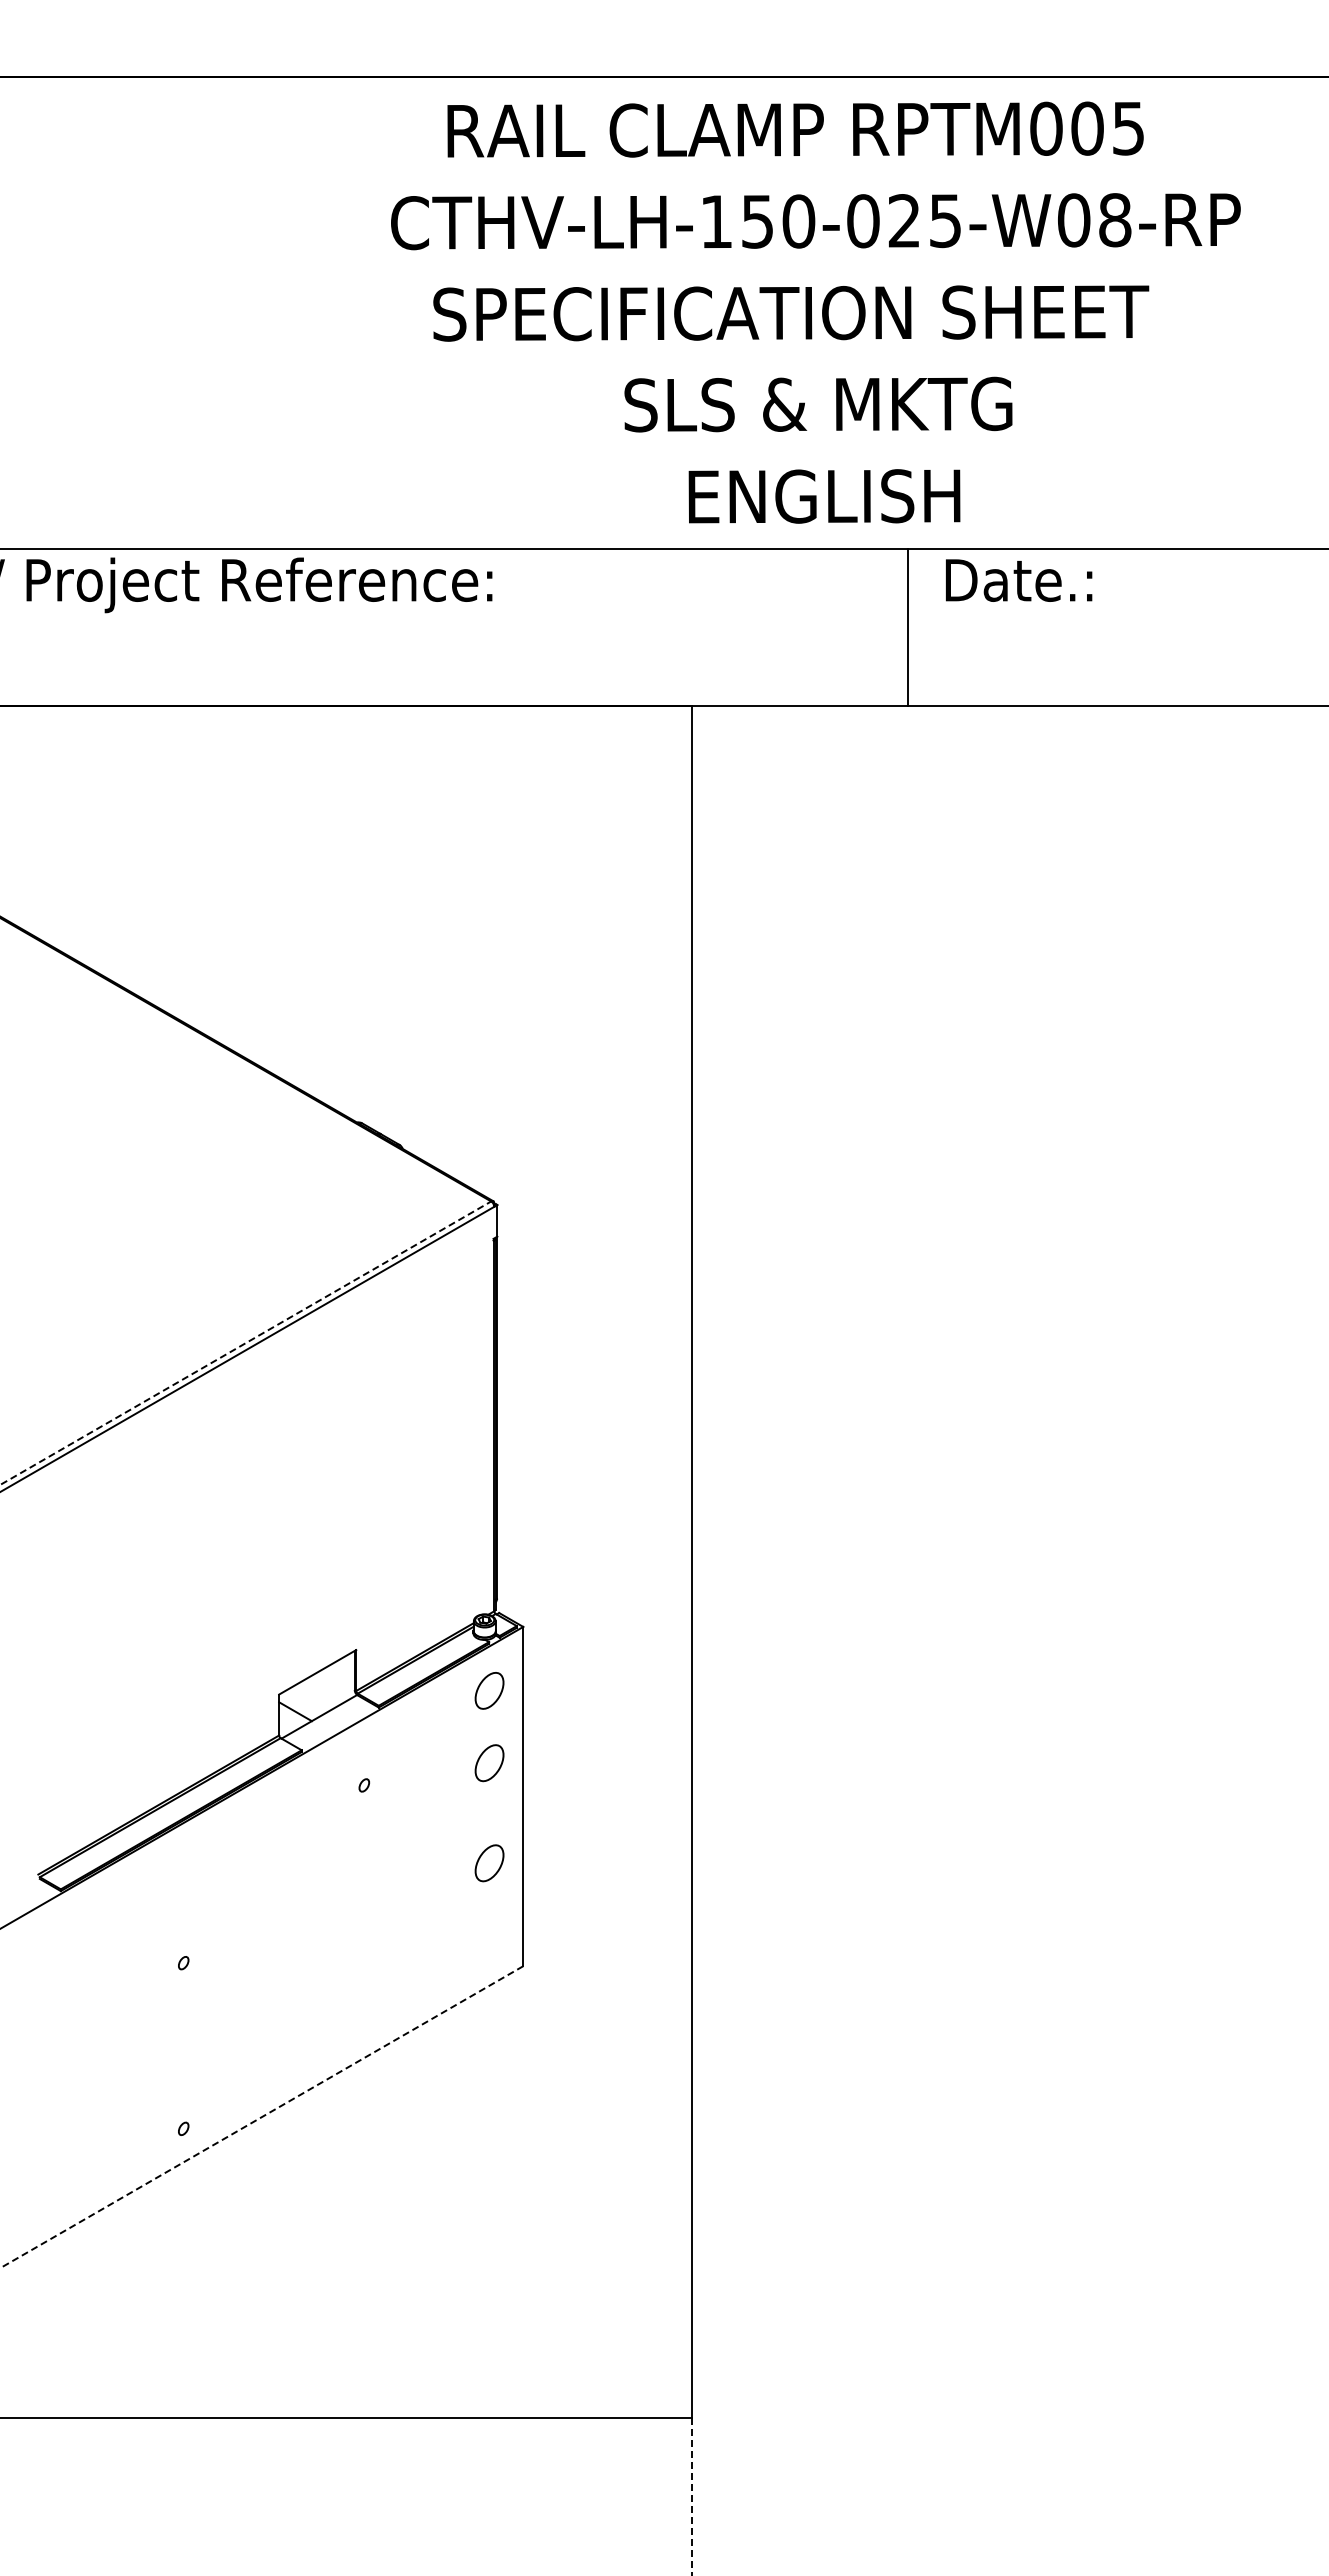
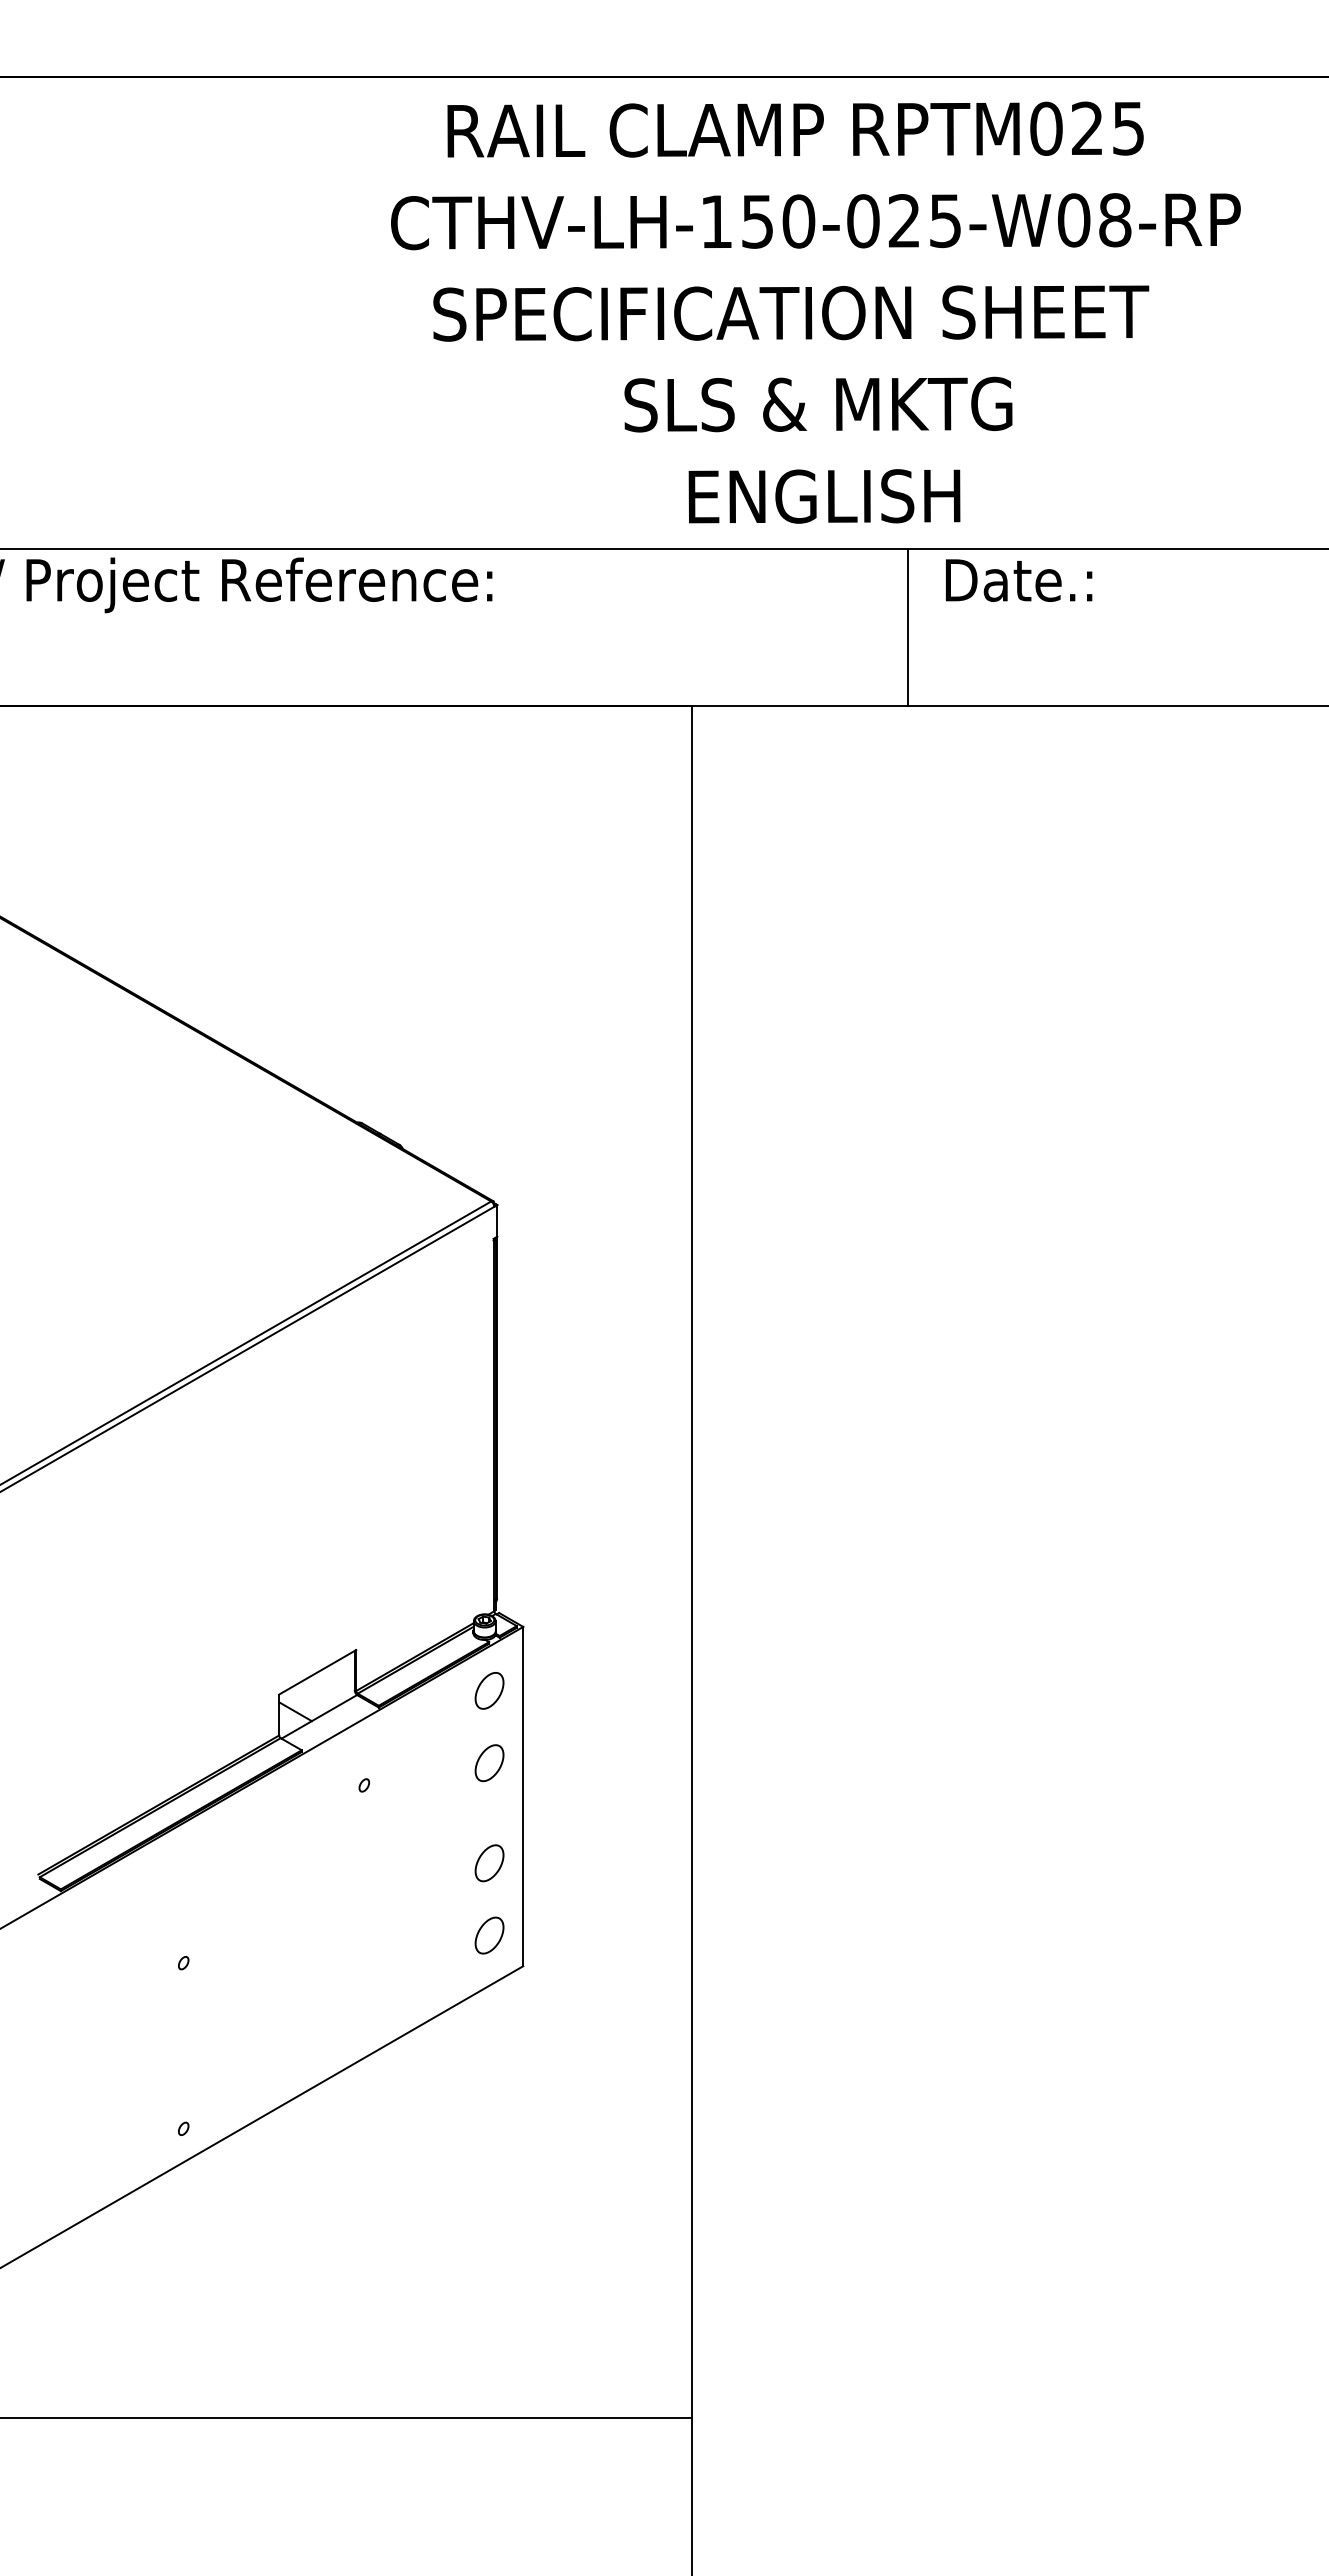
text: RPTM005 -> RPTM025 (1087, 128)
line: dashed -> solid (246, 1342)
part: none -> present (489, 1935)
line: dashed -> solid (262, 2117)
line: dashed -> solid (692, 2496)
